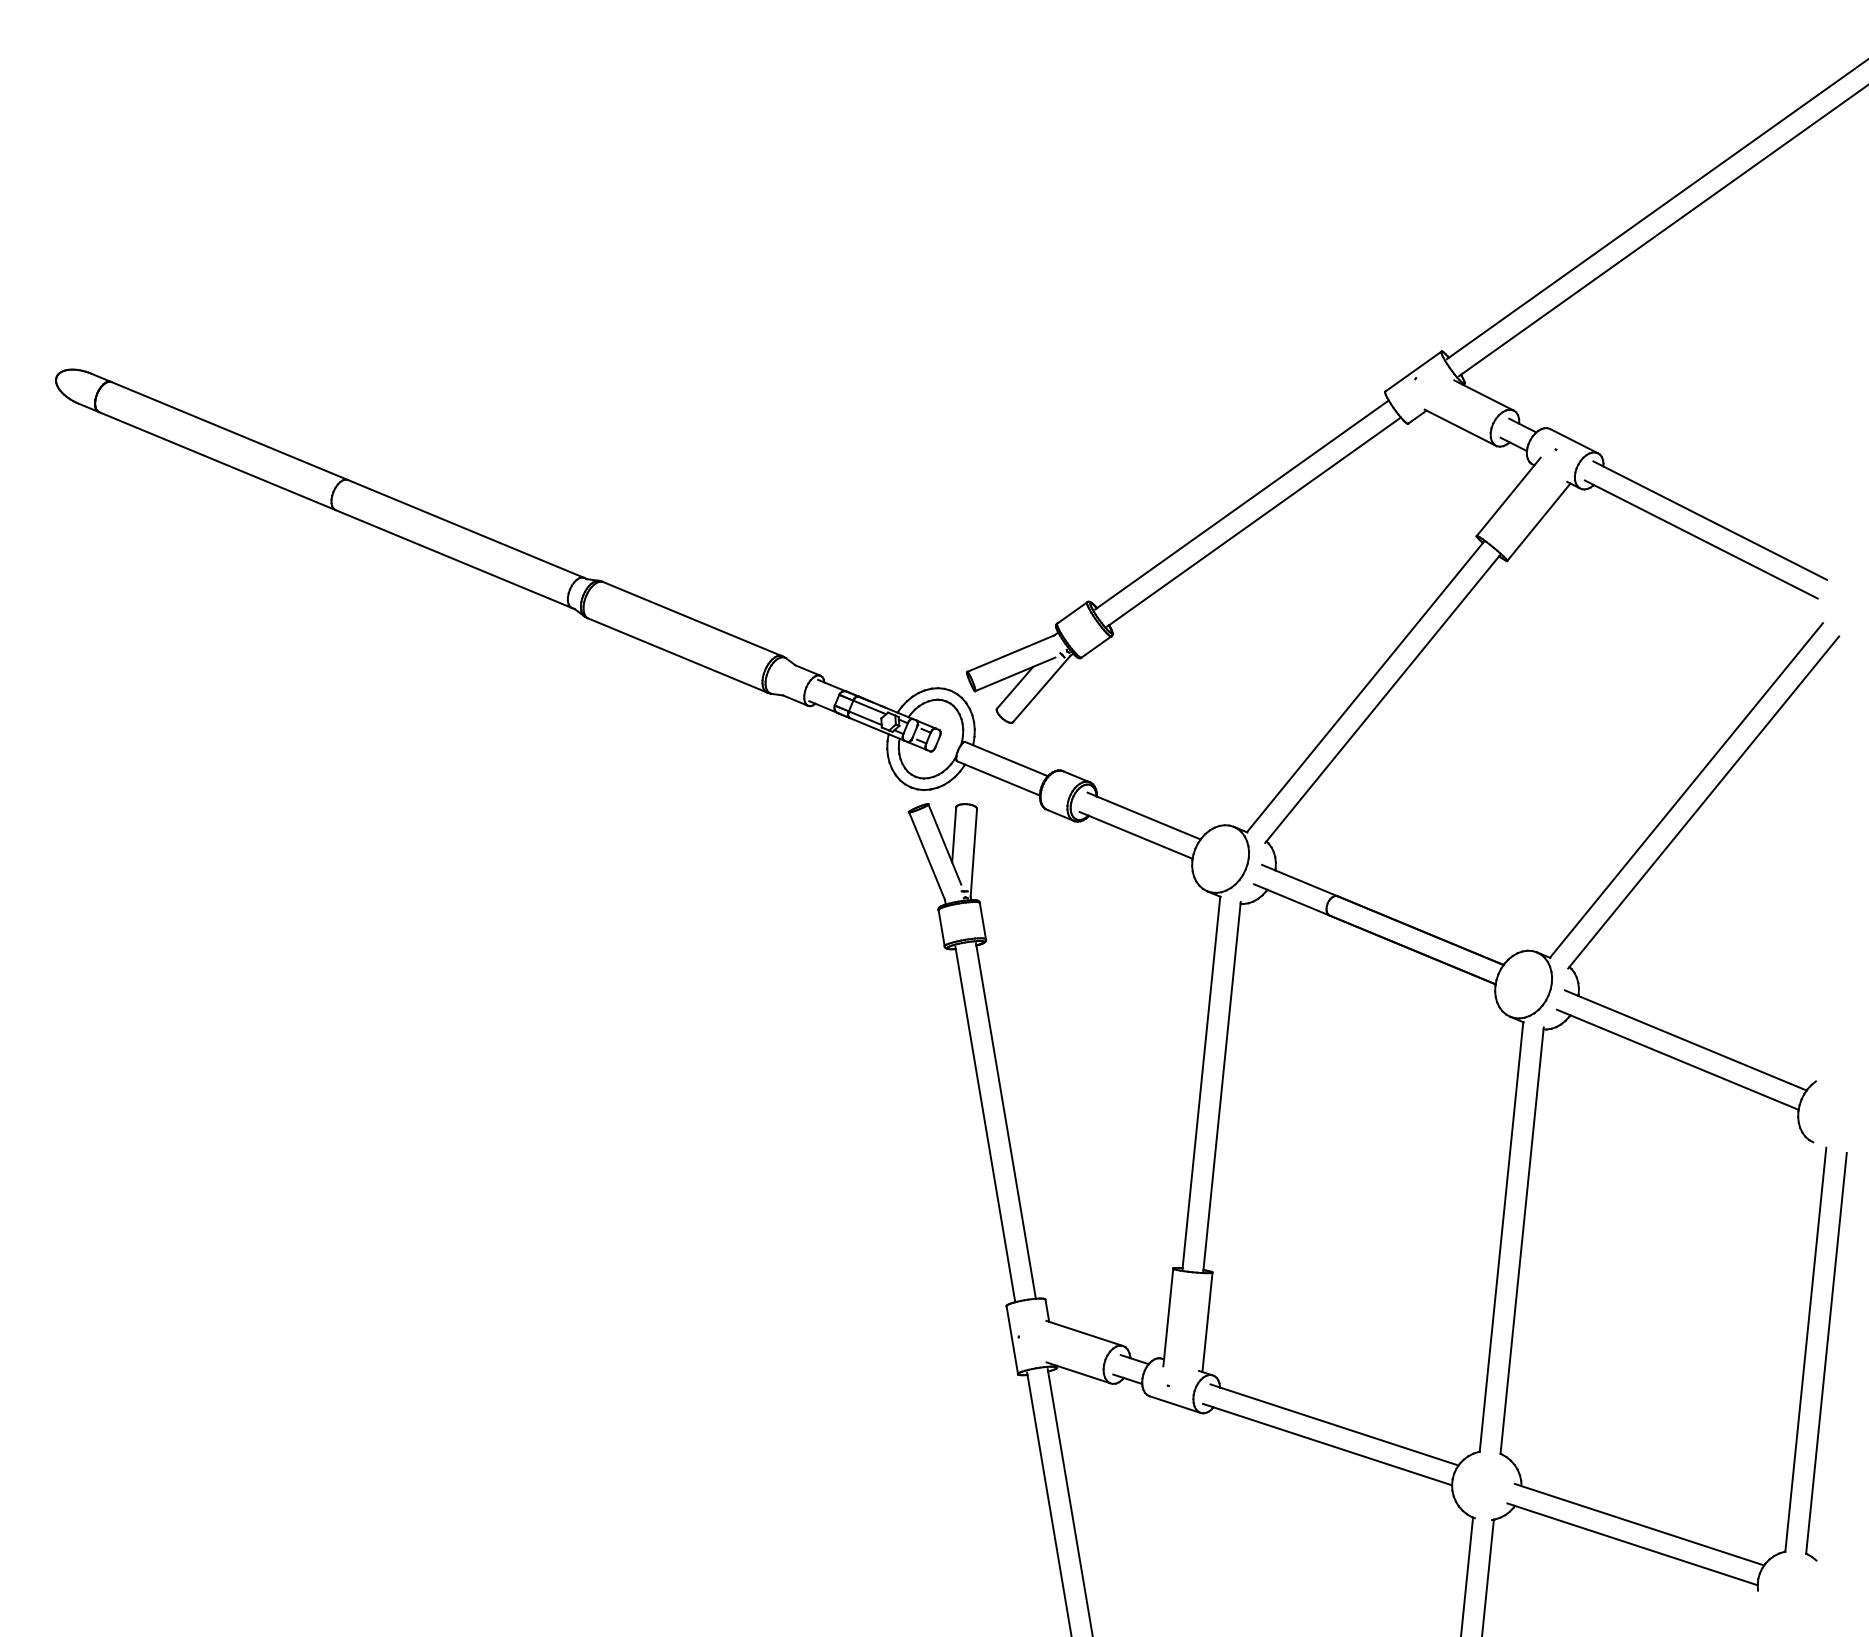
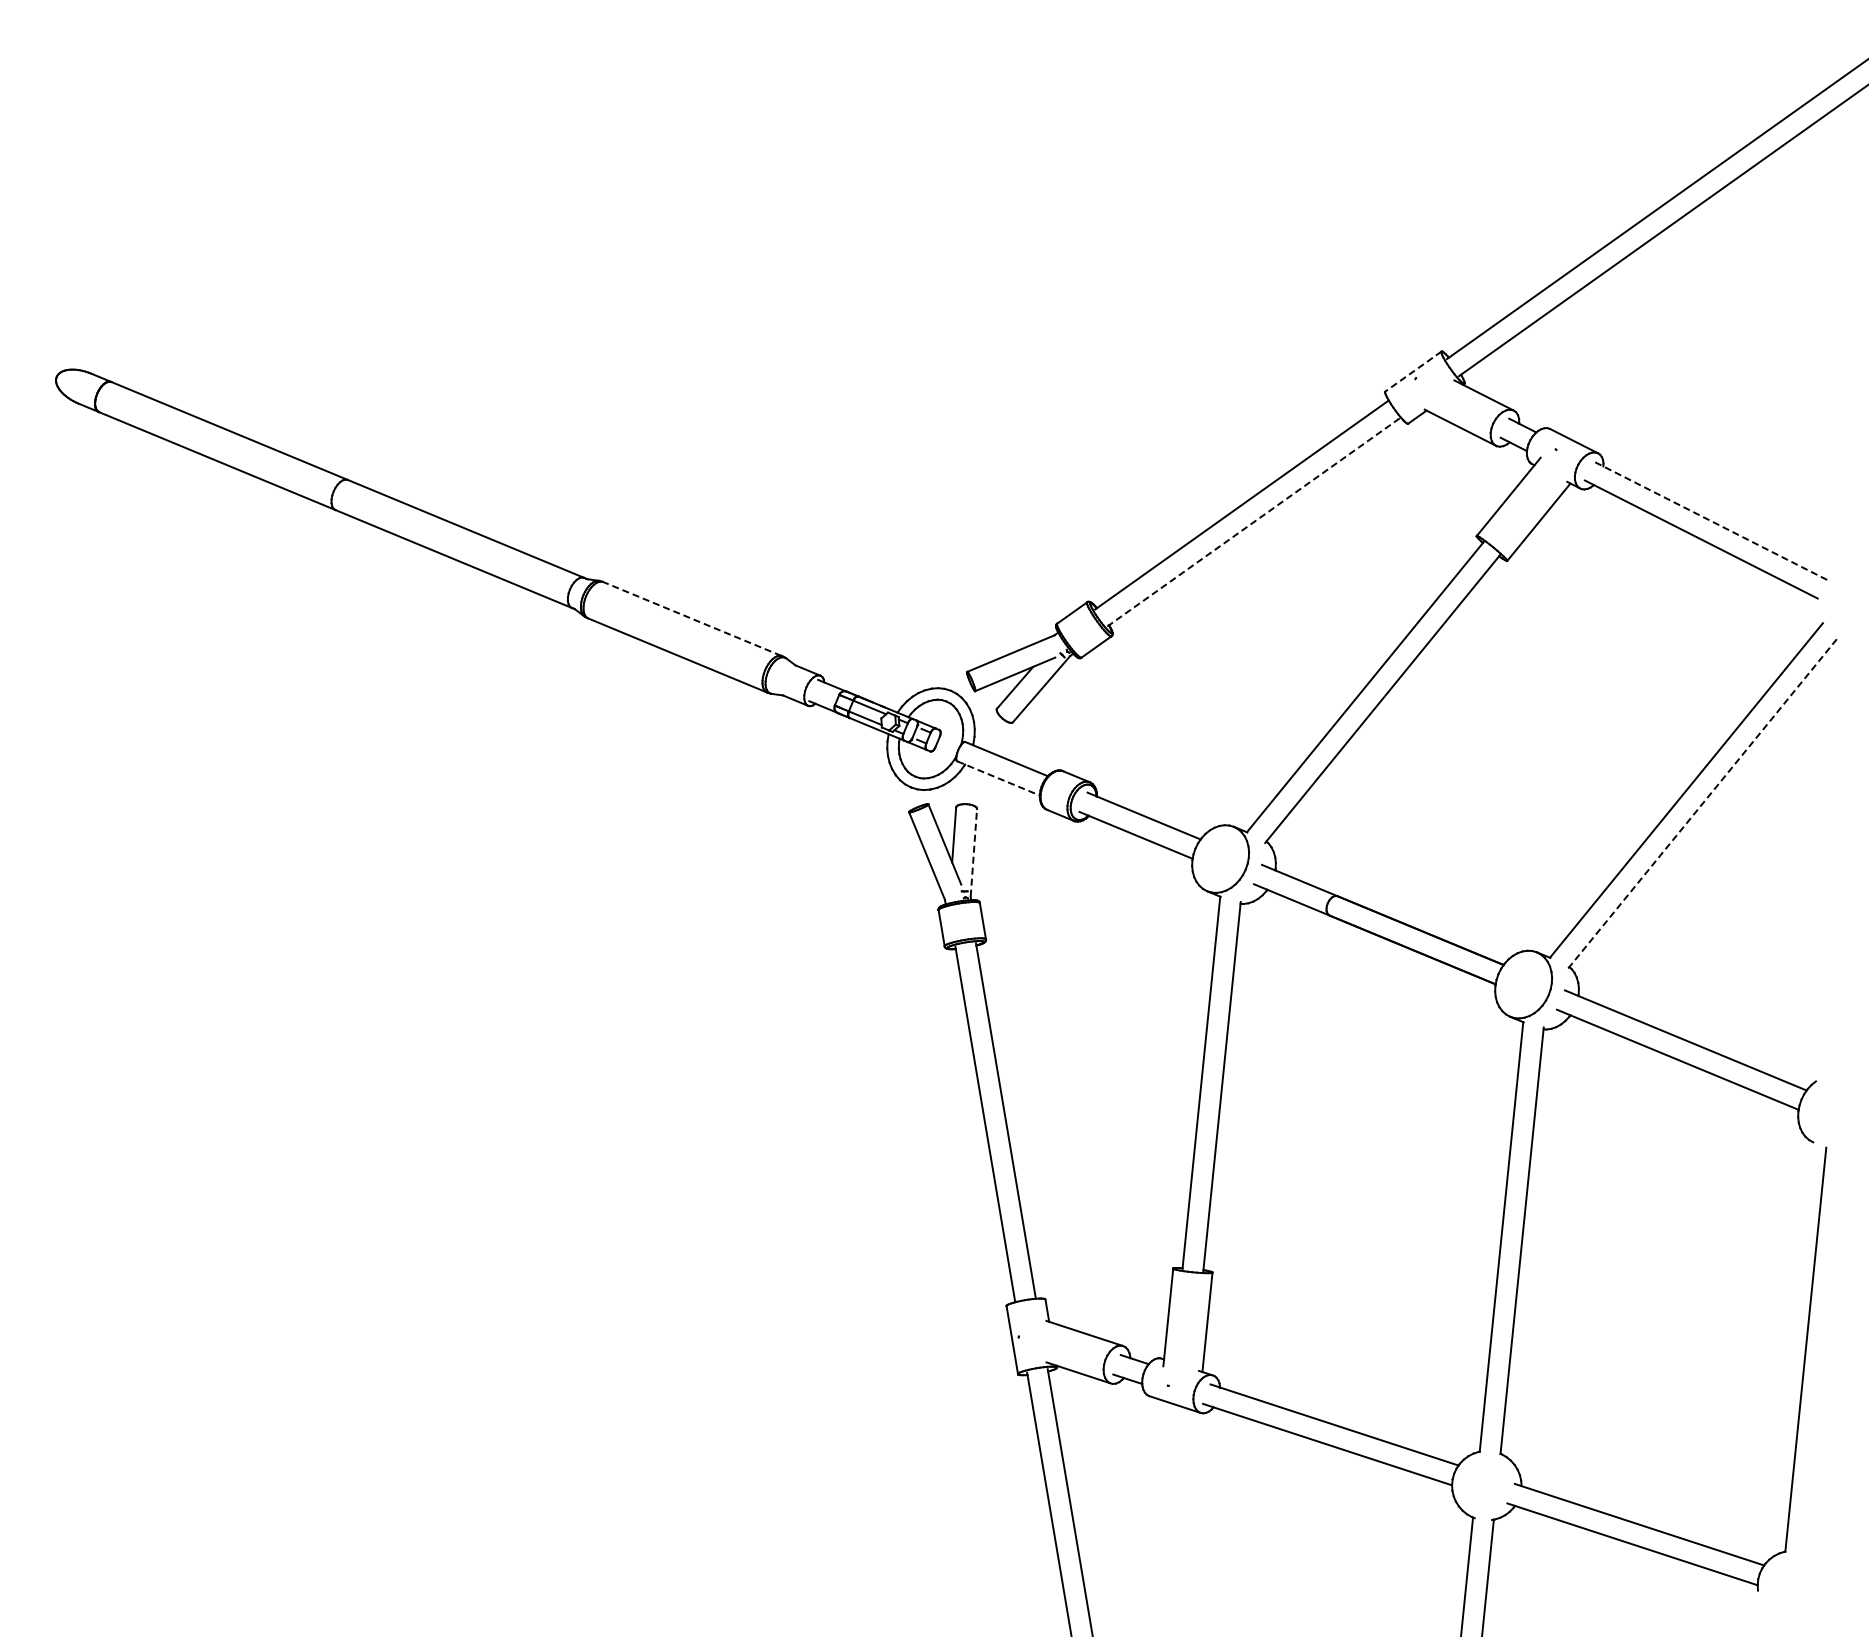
line: solid -> dashed (1413, 371)
line: solid -> dashed (1710, 520)
line: solid -> dashed (1254, 521)
line: solid -> dashed (691, 618)
line: solid -> dashed (998, 778)
line: solid -> dashed (1703, 802)
line: solid -> dashed (973, 852)
part: present -> none (1826, 1356)
